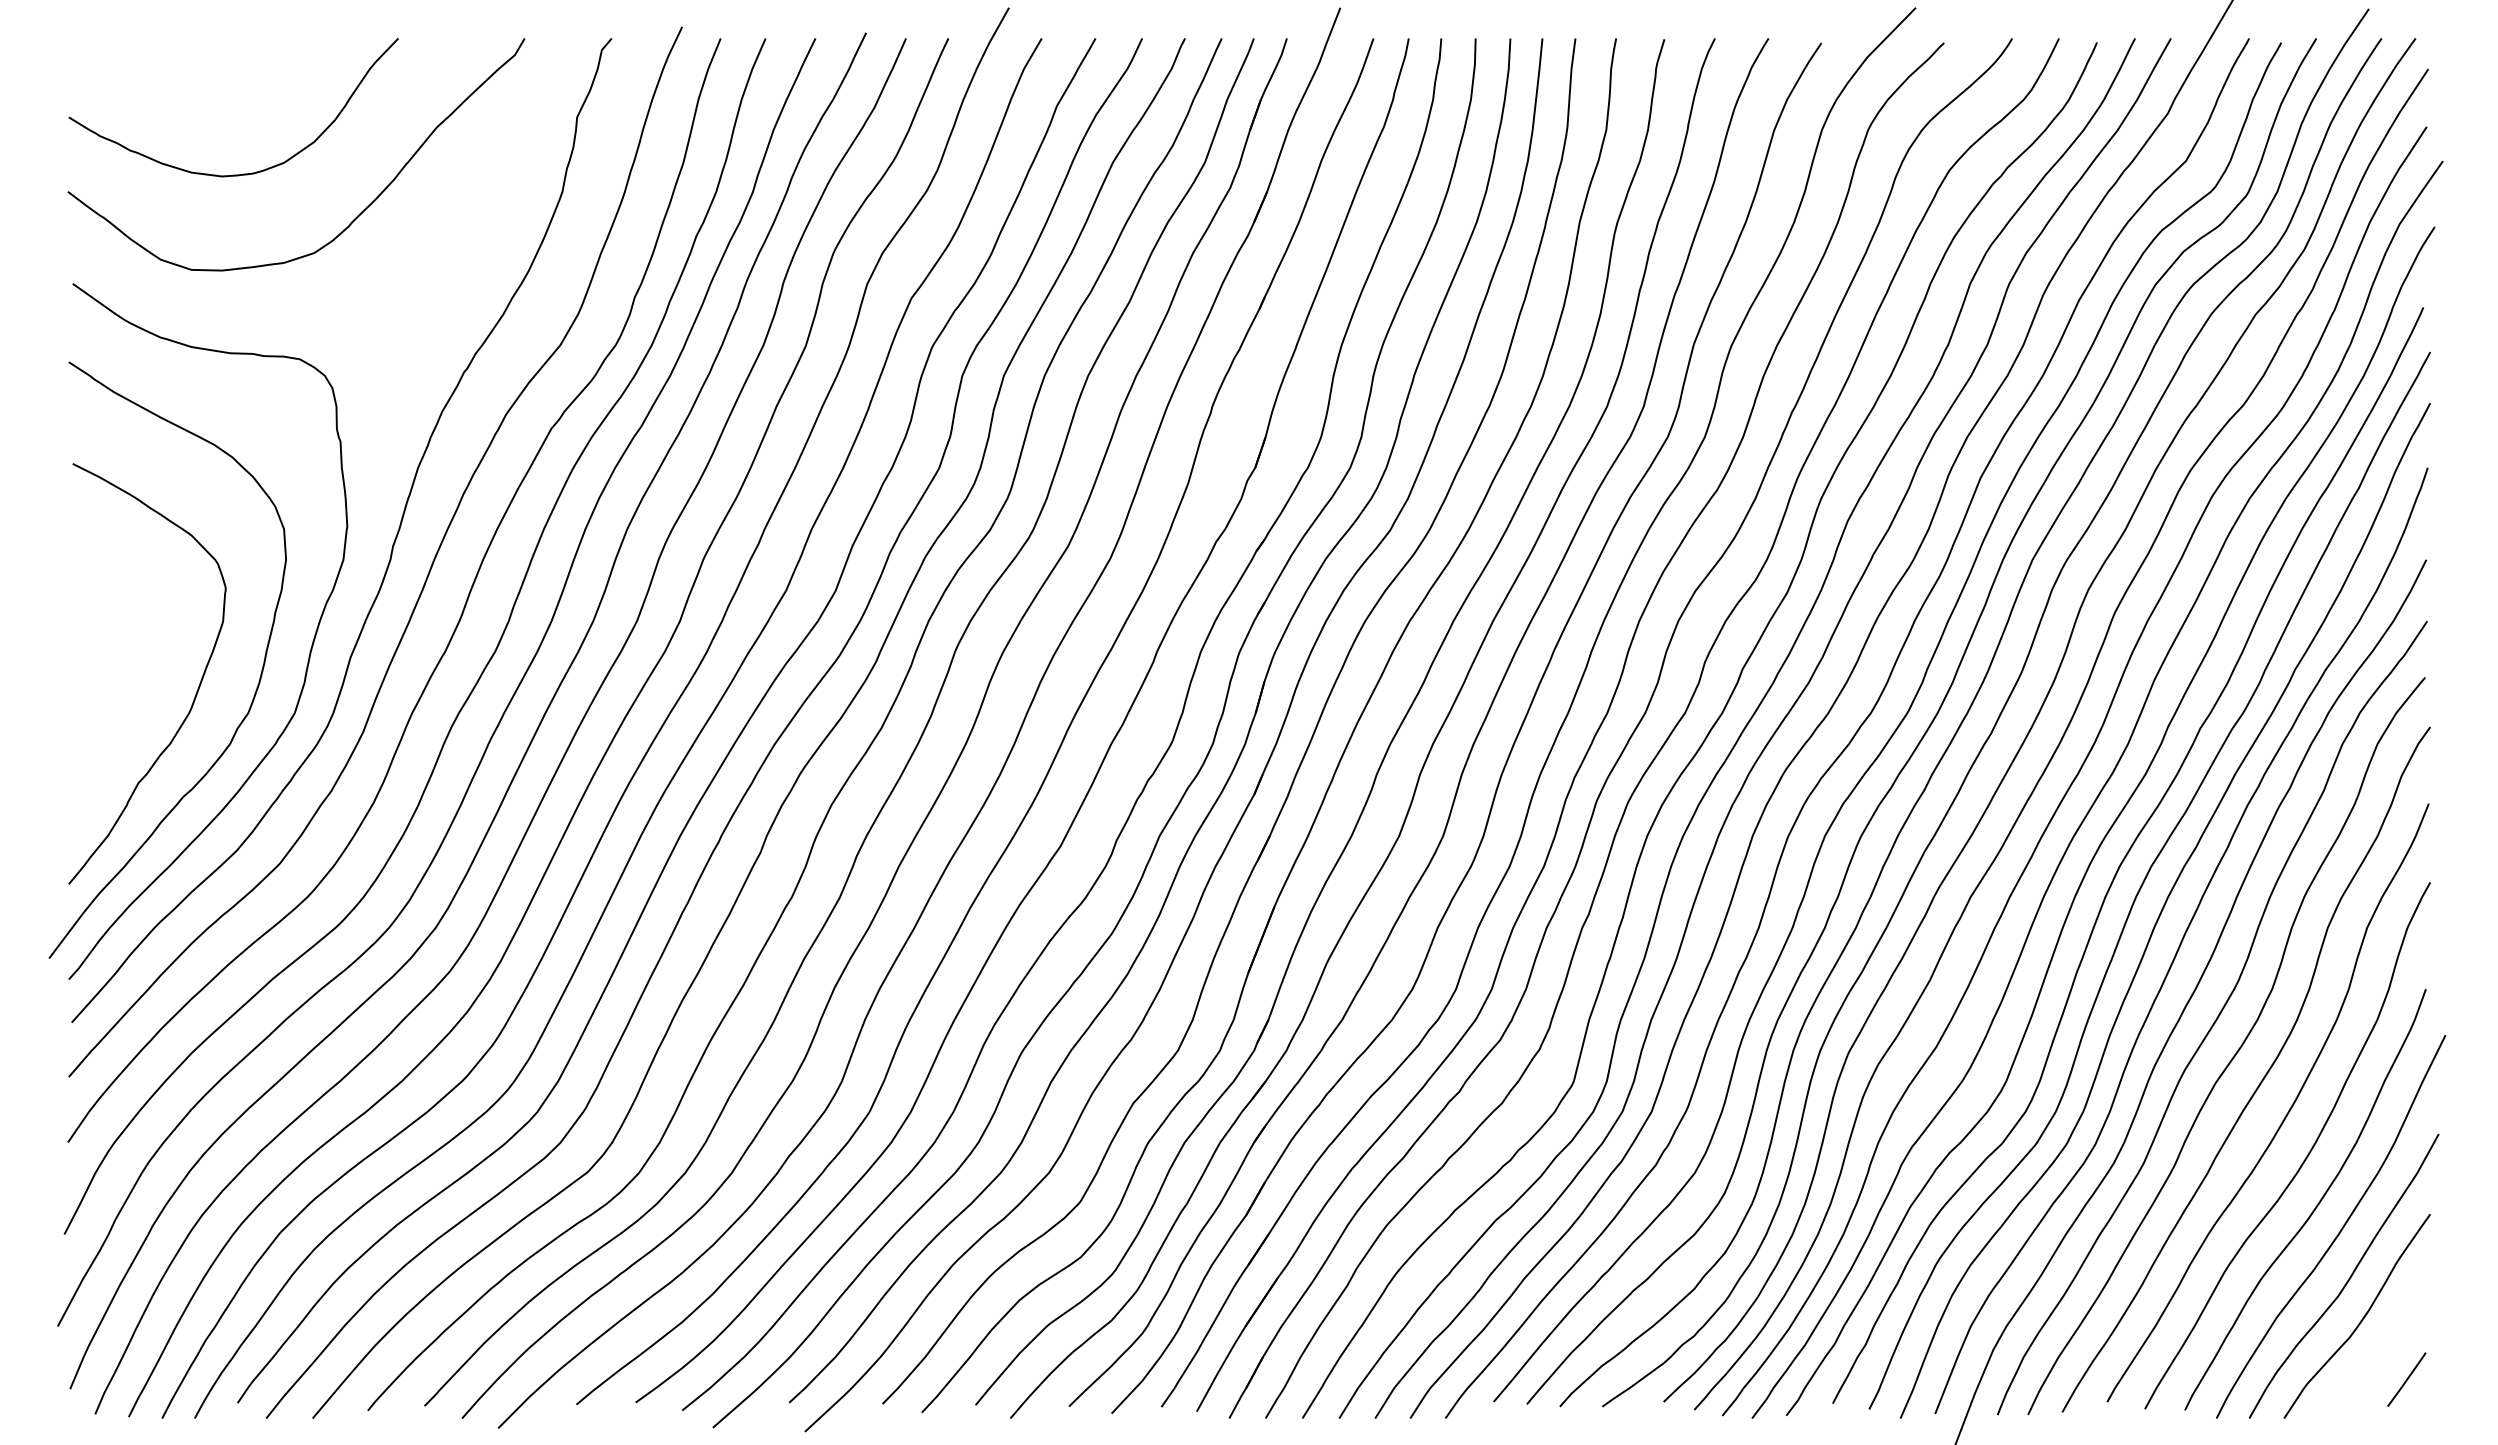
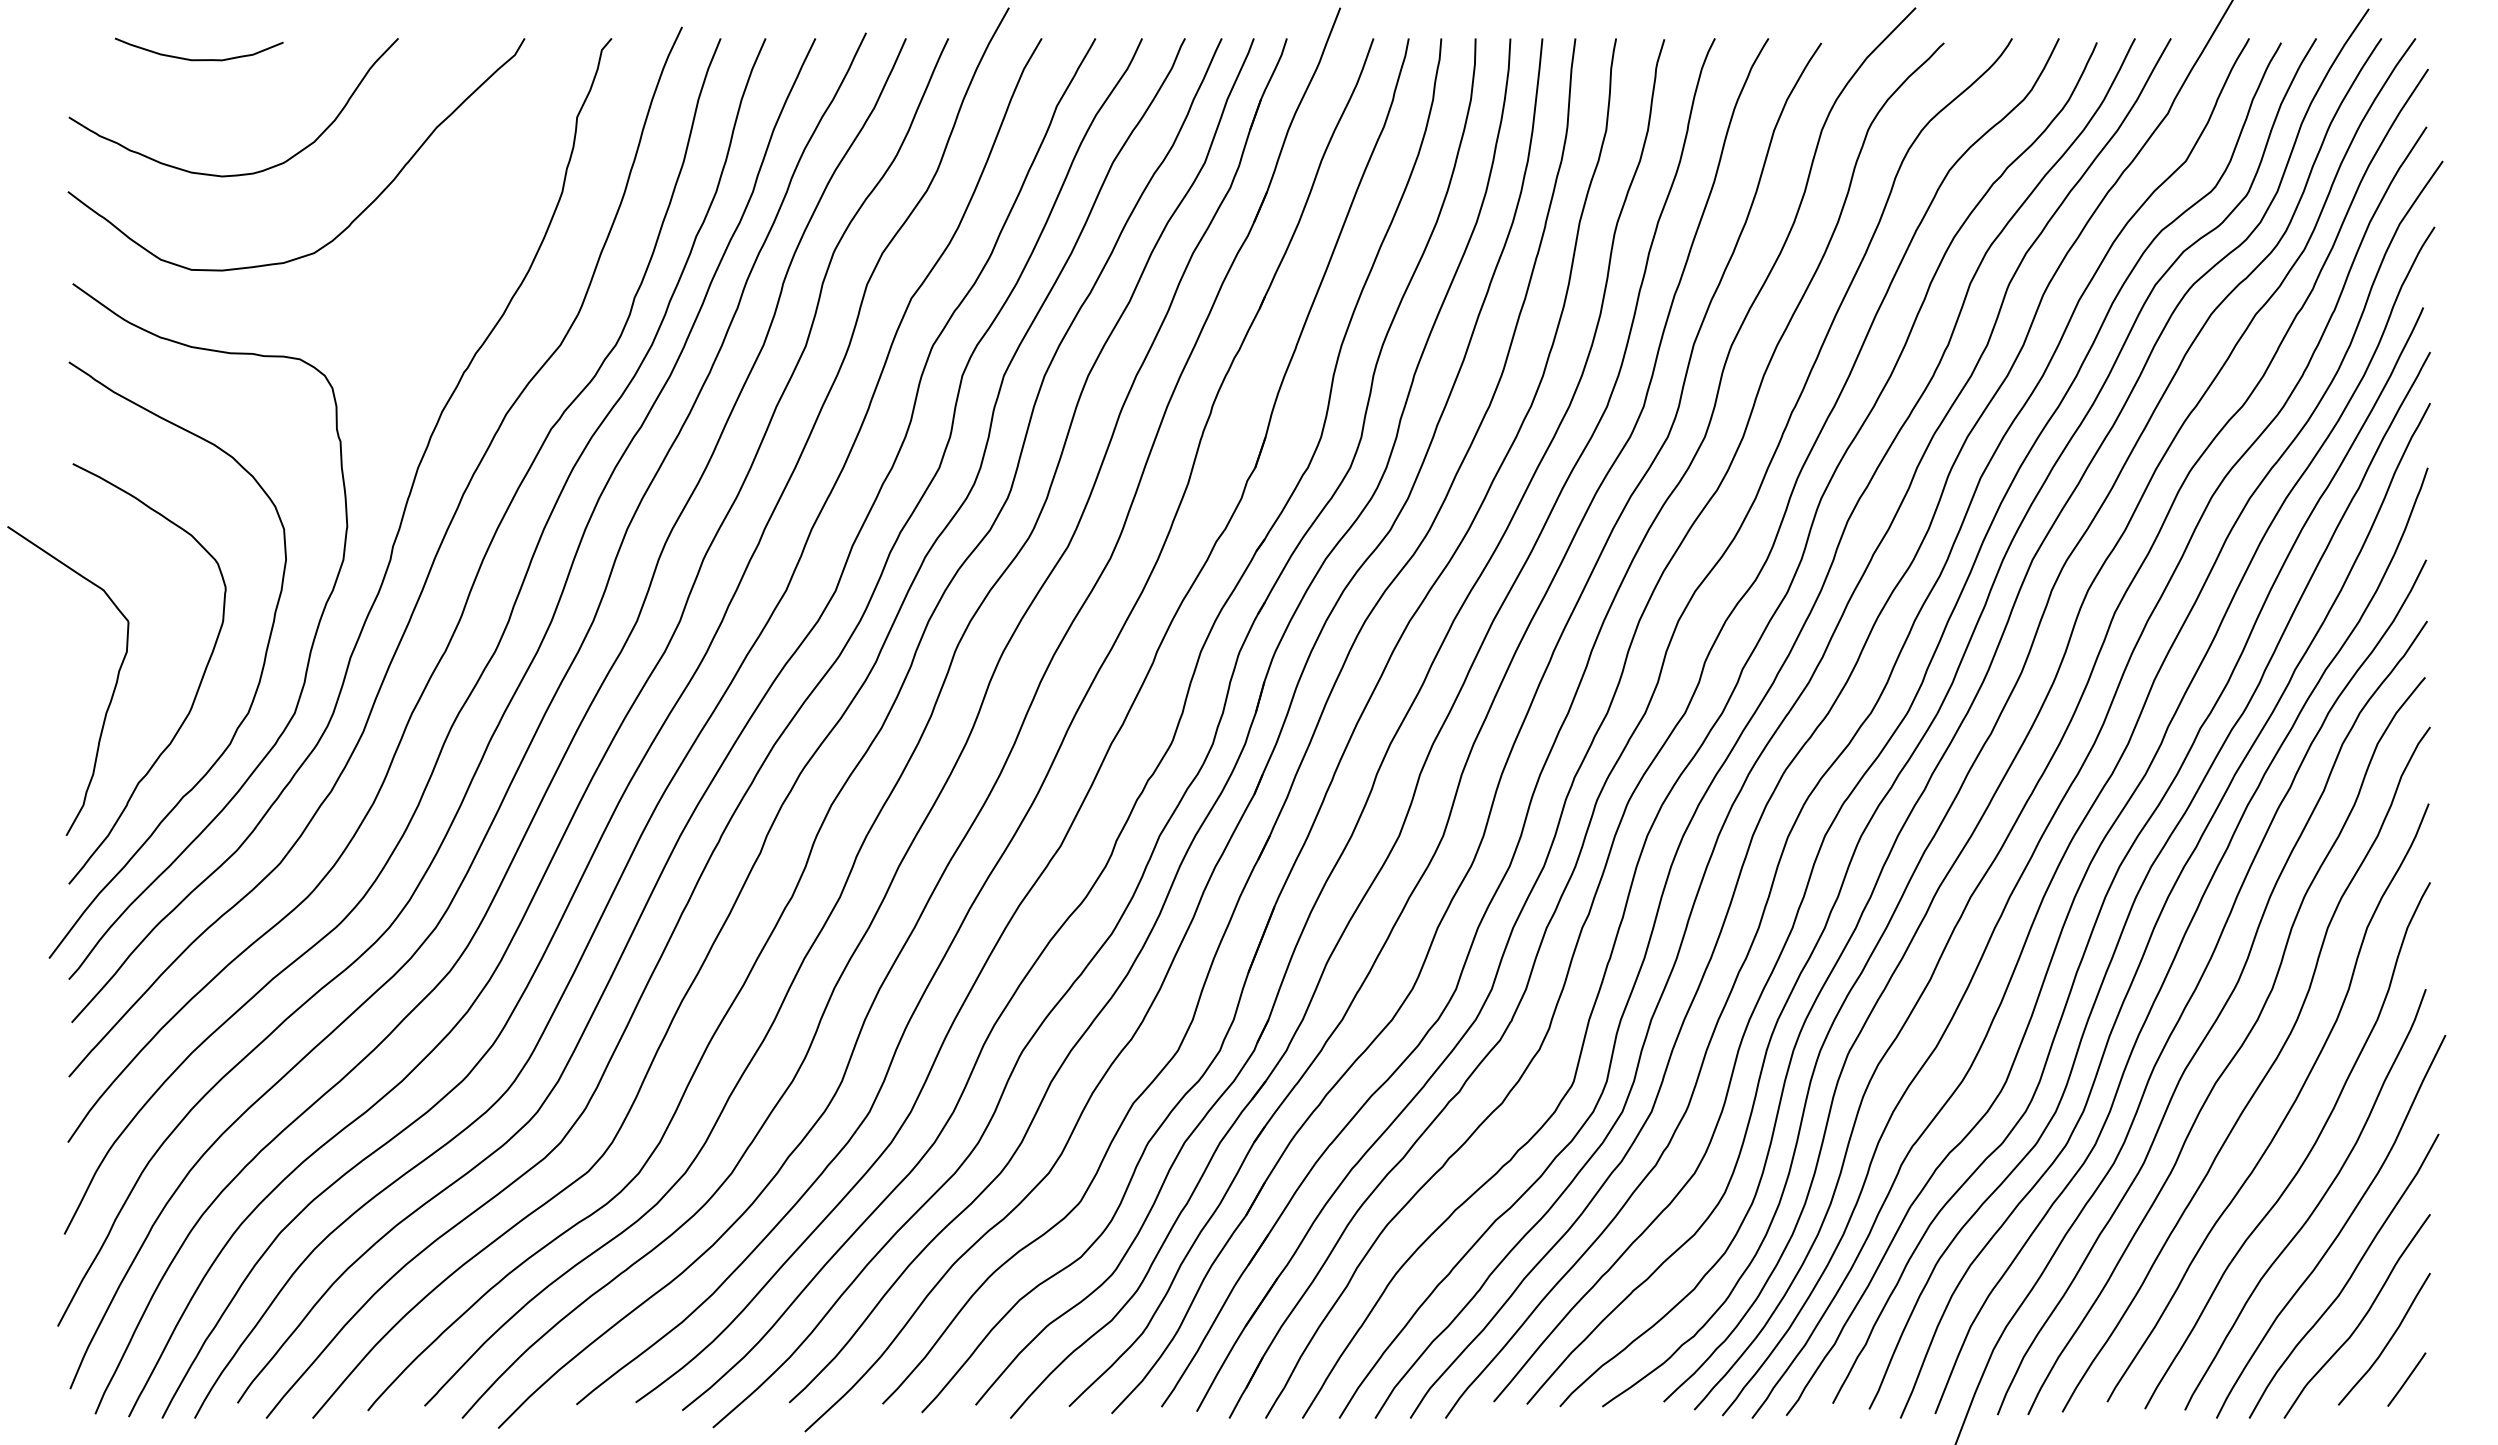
curve: none -> present (198, 59)
curve: none -> present (111, 695)
curve: none -> present (2388, 1340)
